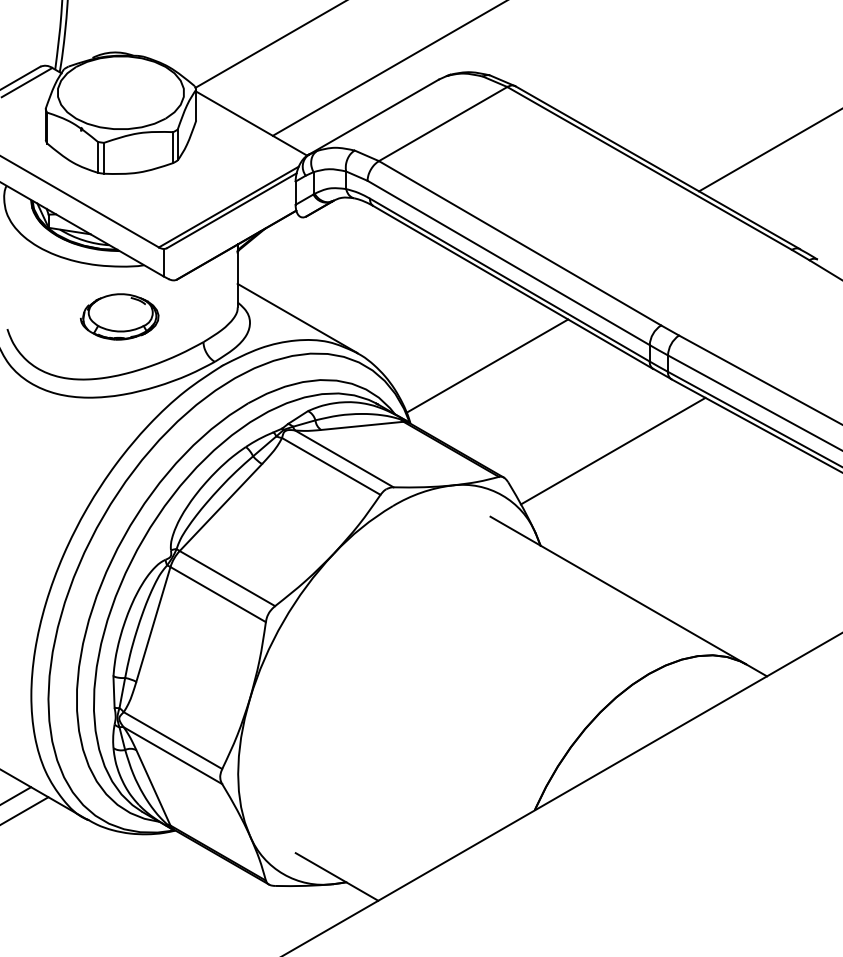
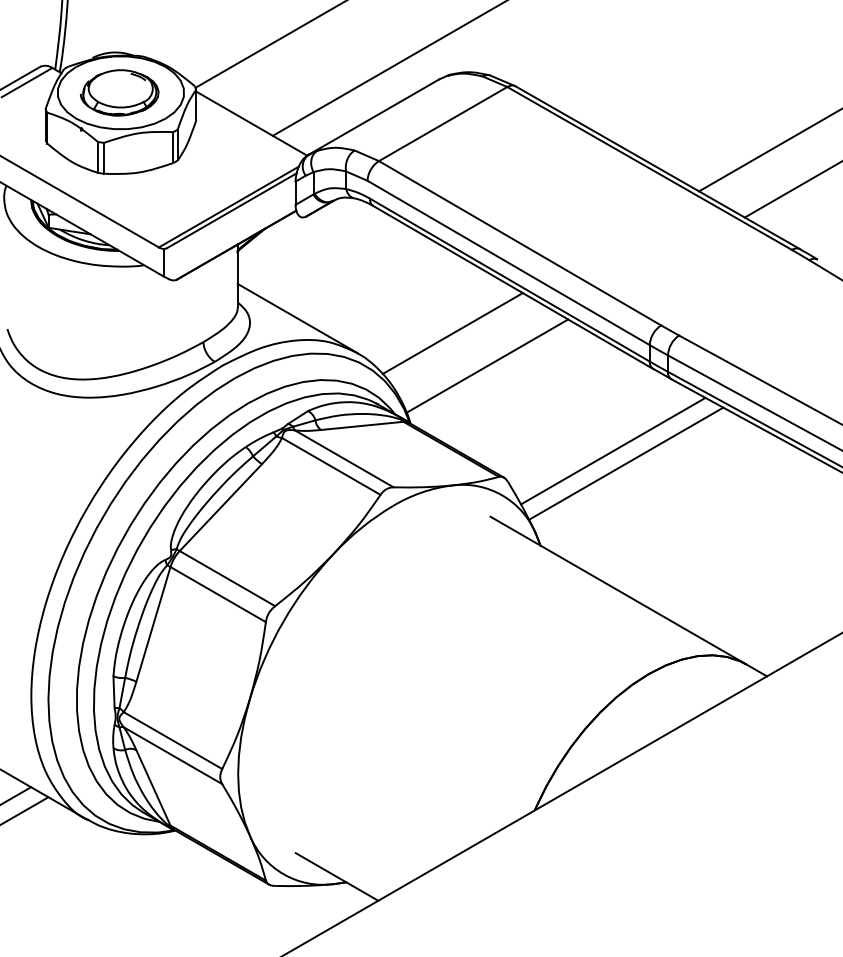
line: none -> present (791, 190)
part position: (119, 316) -> (119, 92) (119, 92)
line: none -> present (452, 333)
line: none -> present (625, 463)
